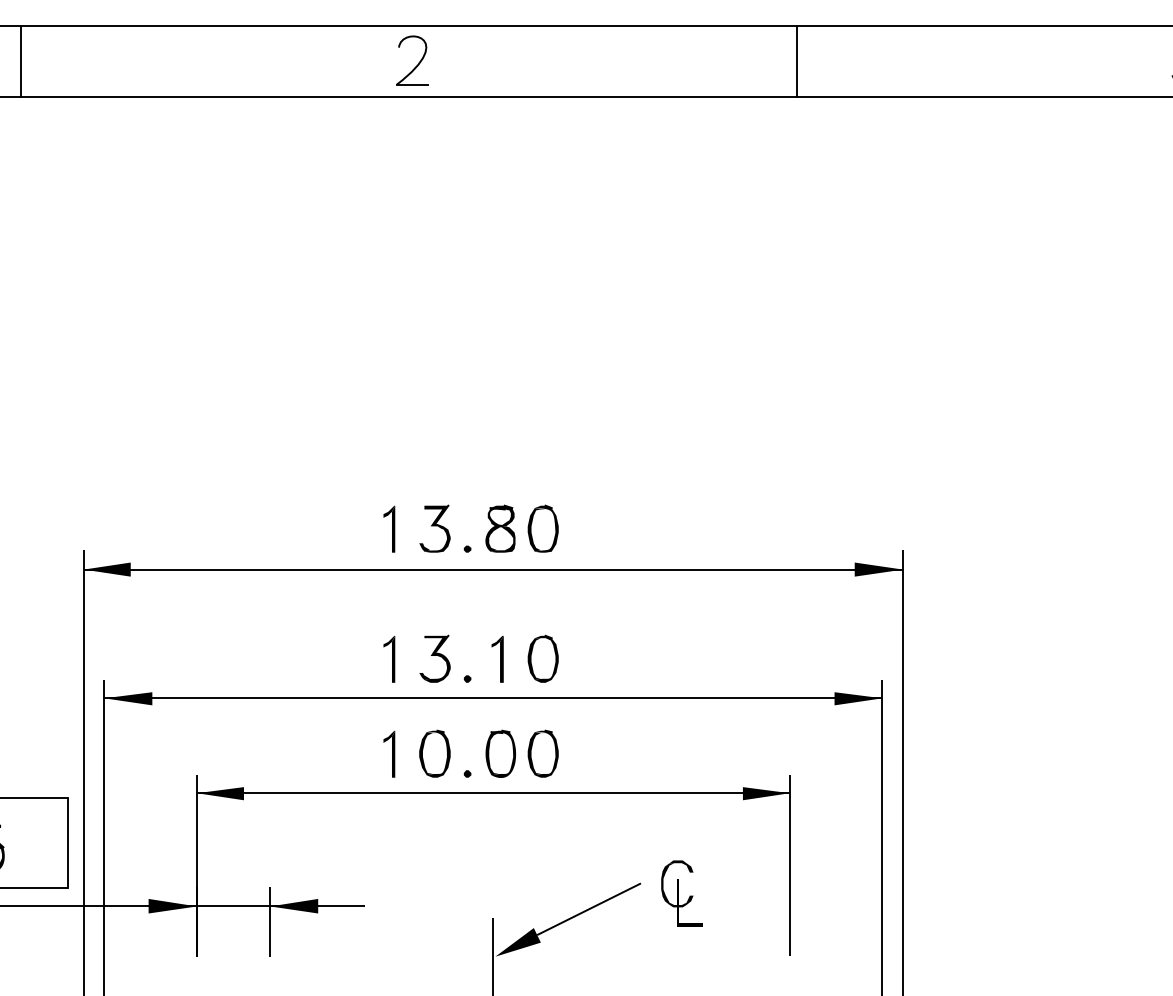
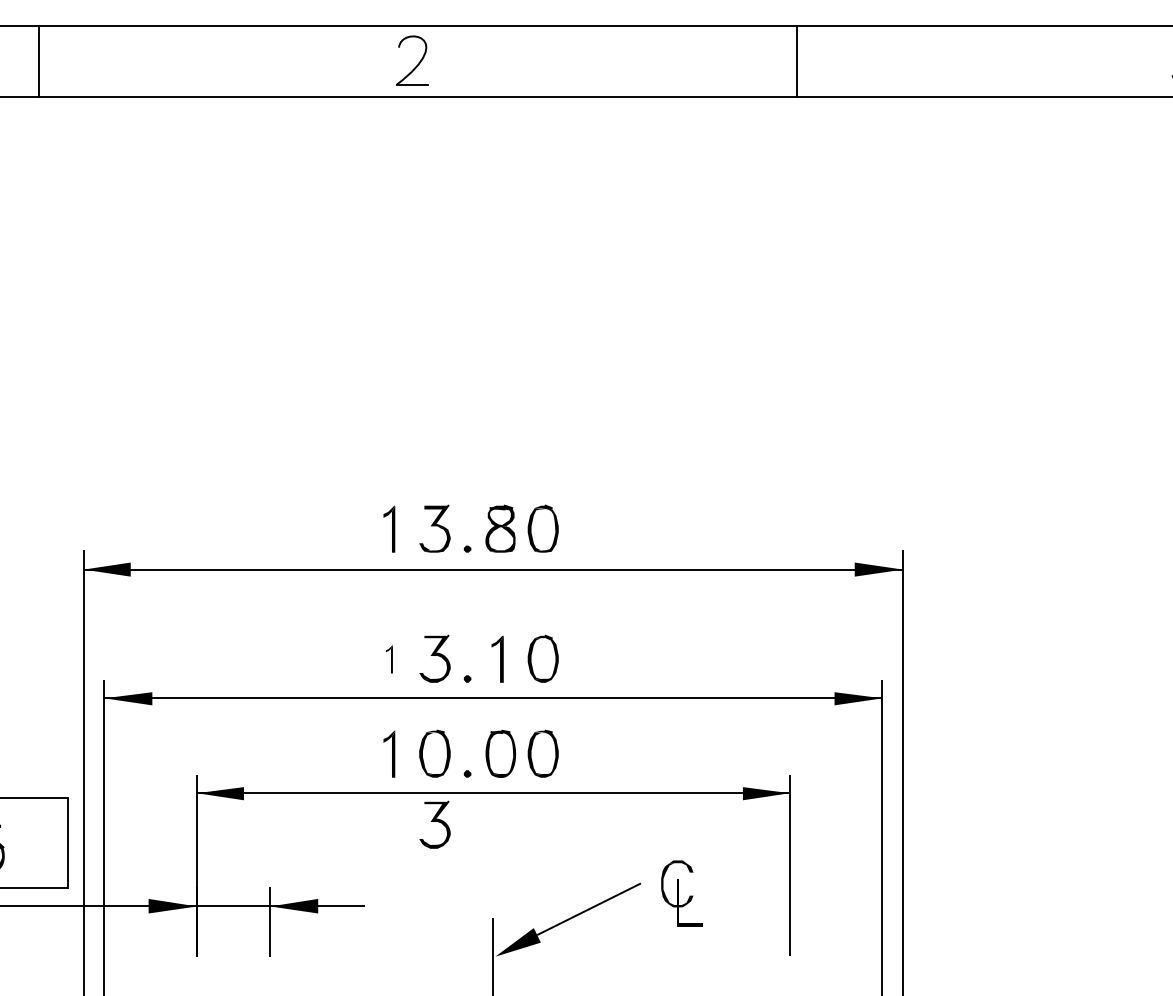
line position: (21, 61) -> (39, 61) (39, 61)
part size: 13x47 px -> 7x29 px (389, 659)
part: none -> present (434, 824)
